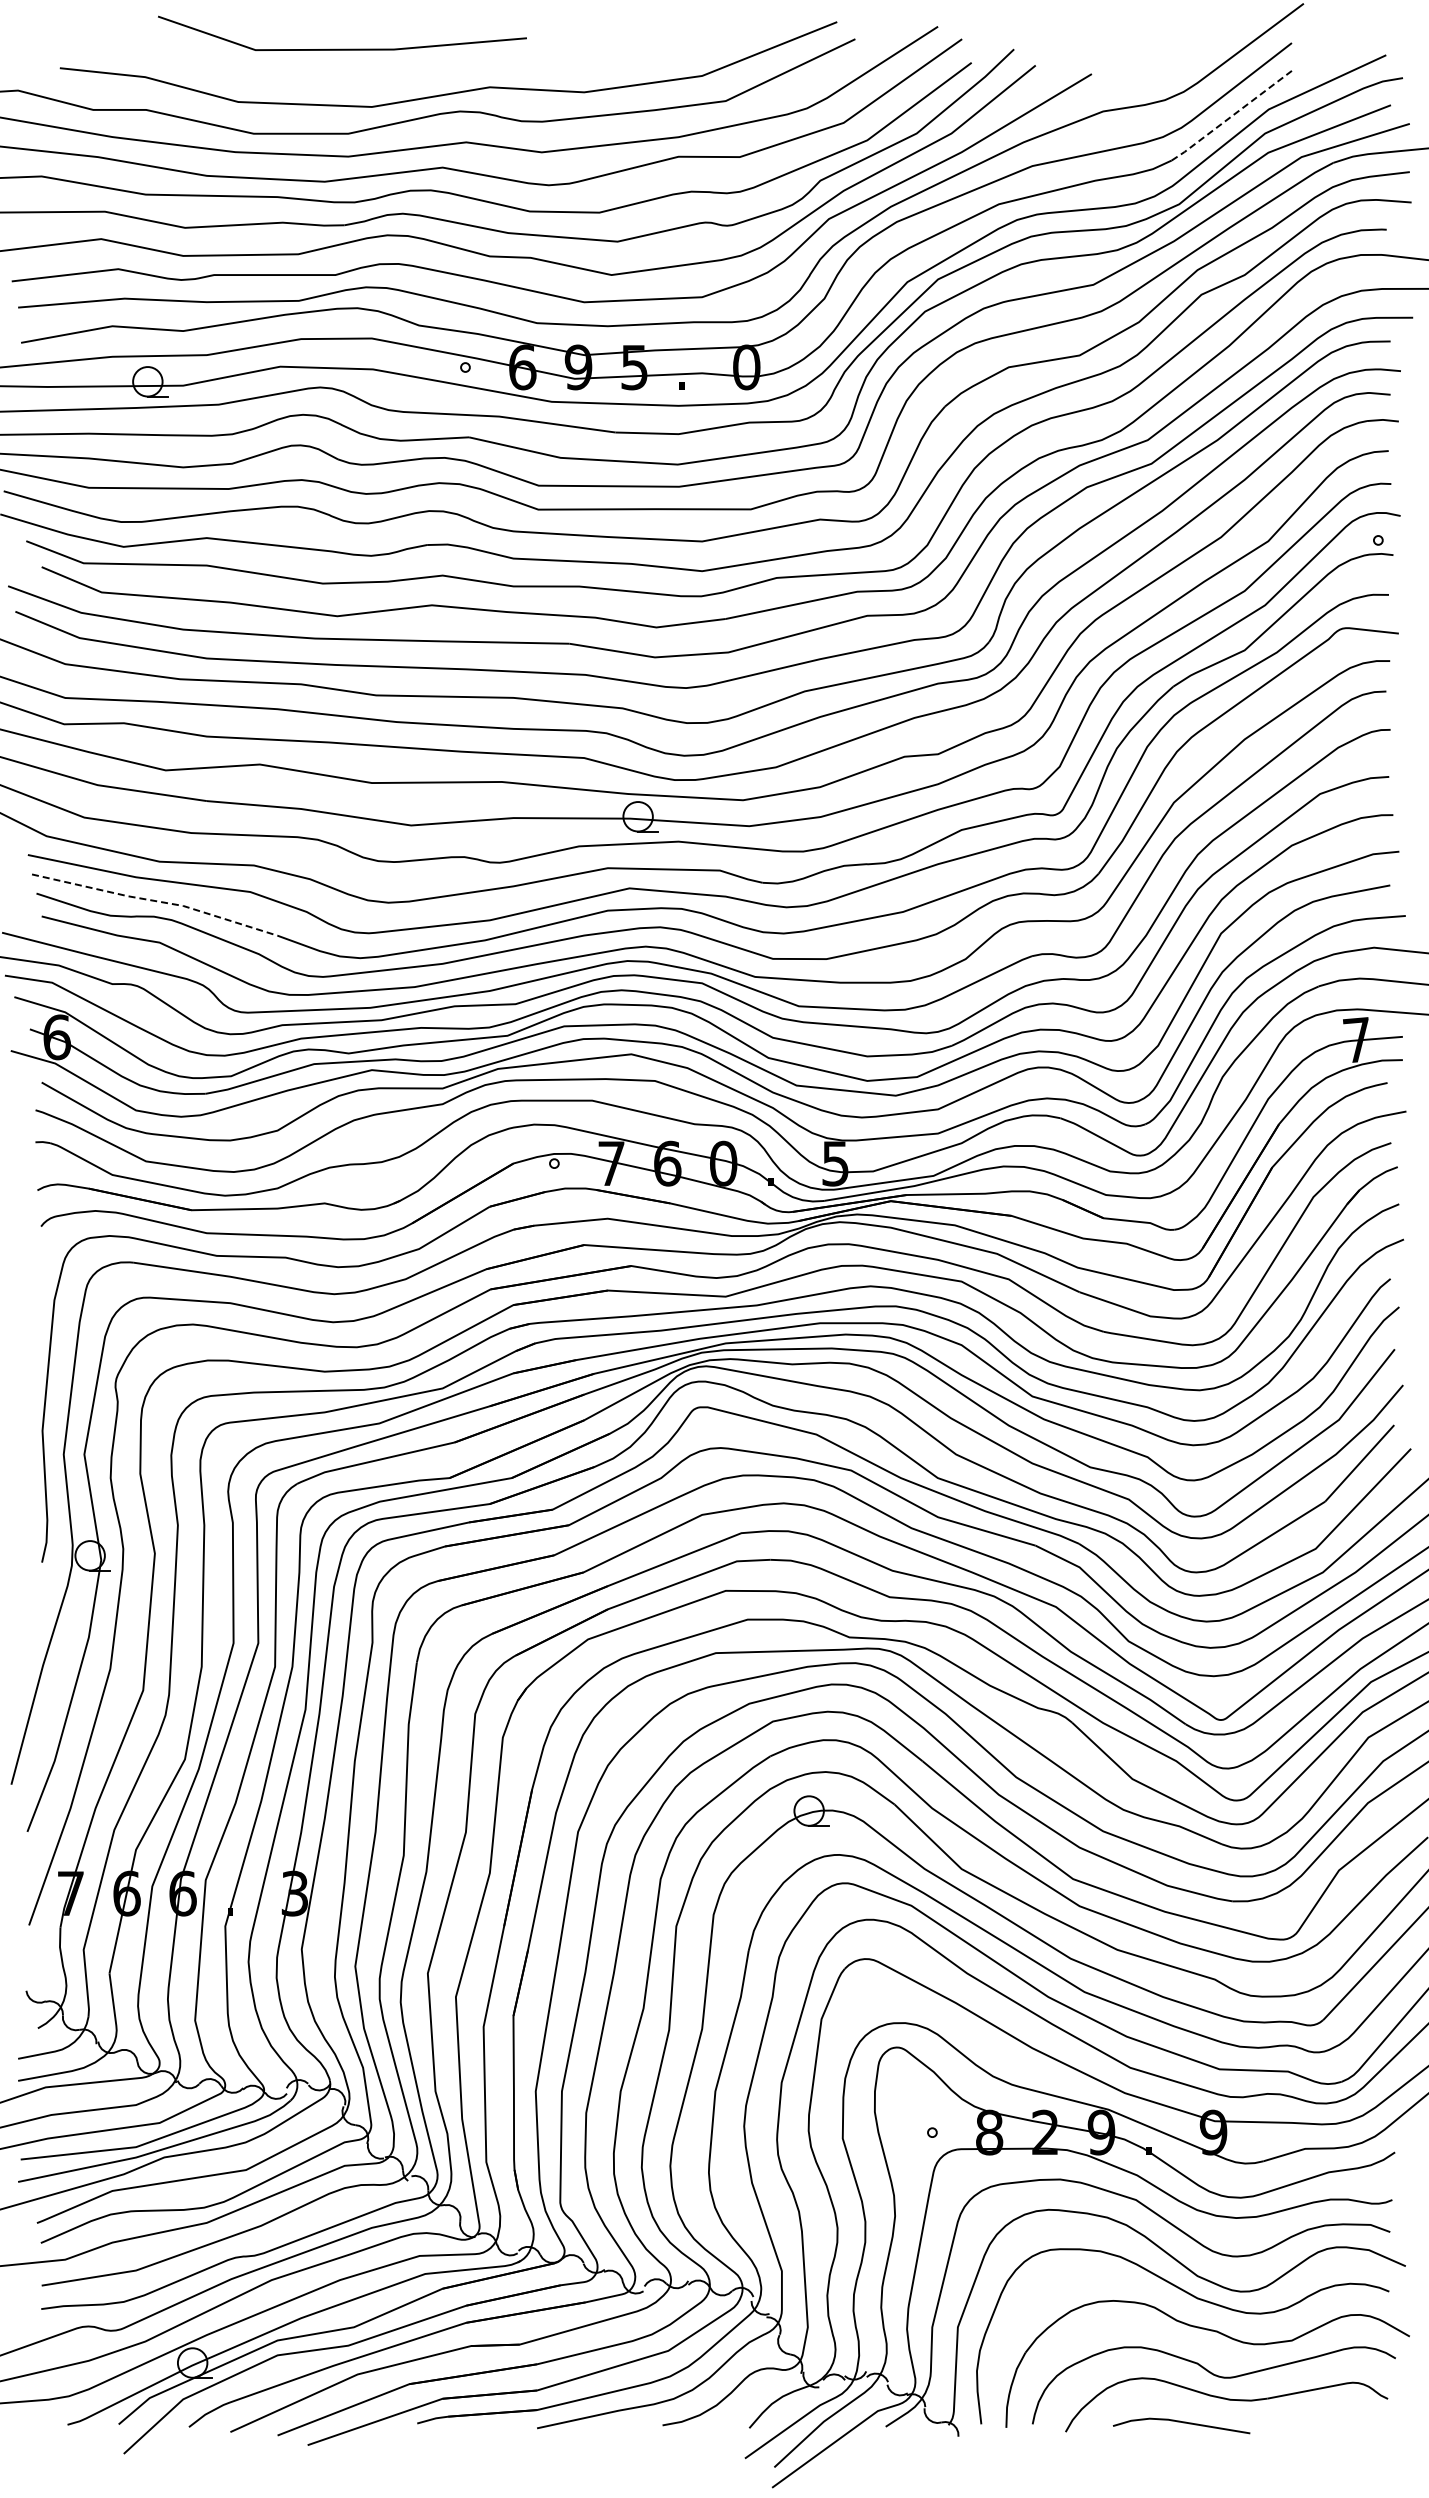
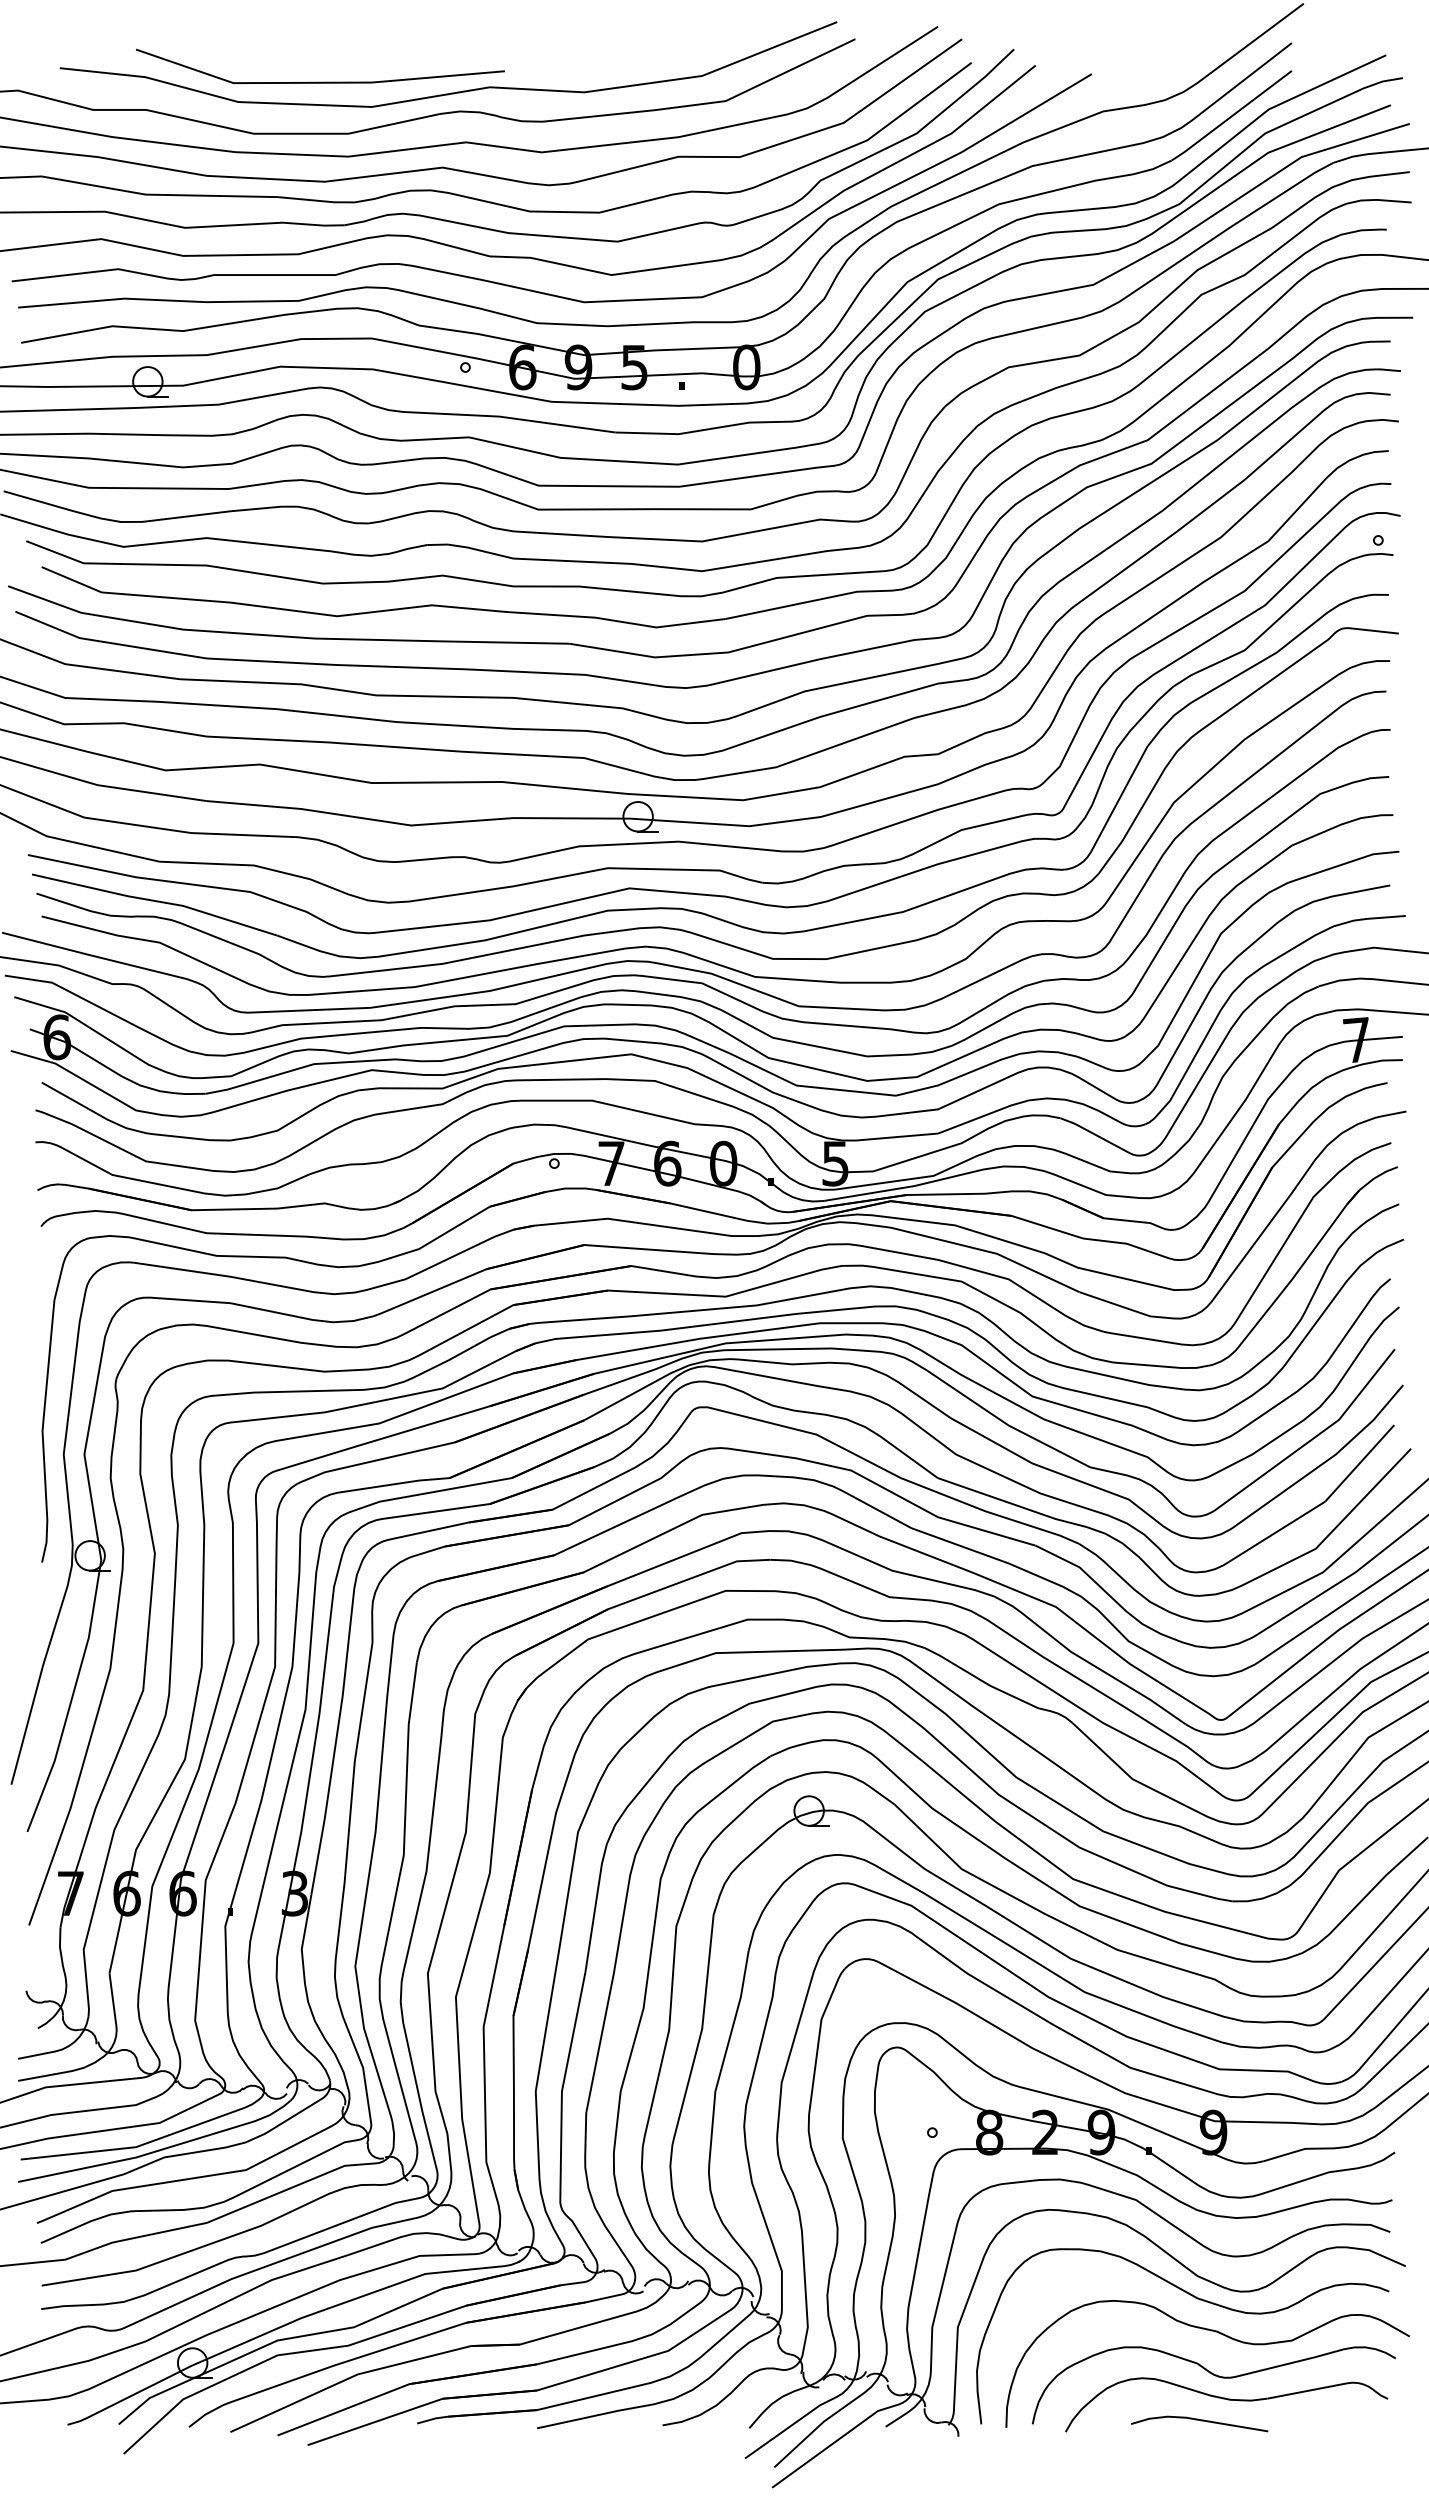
line position: (342, 48) -> (320, 81) (320, 81)
line: dashed -> solid (1231, 116)
line: dashed -> solid (155, 901)
curve position: (1183, 2423) -> (1201, 2421) (1201, 2421)
